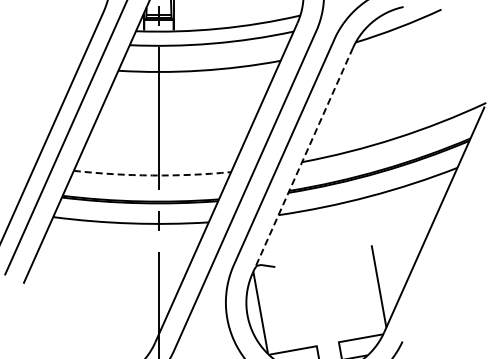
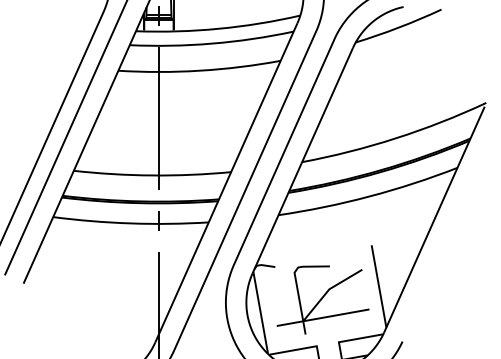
line: dashed -> solid (302, 161)
arc: dashed -> solid (152, 175)
part: none -> present (322, 299)
